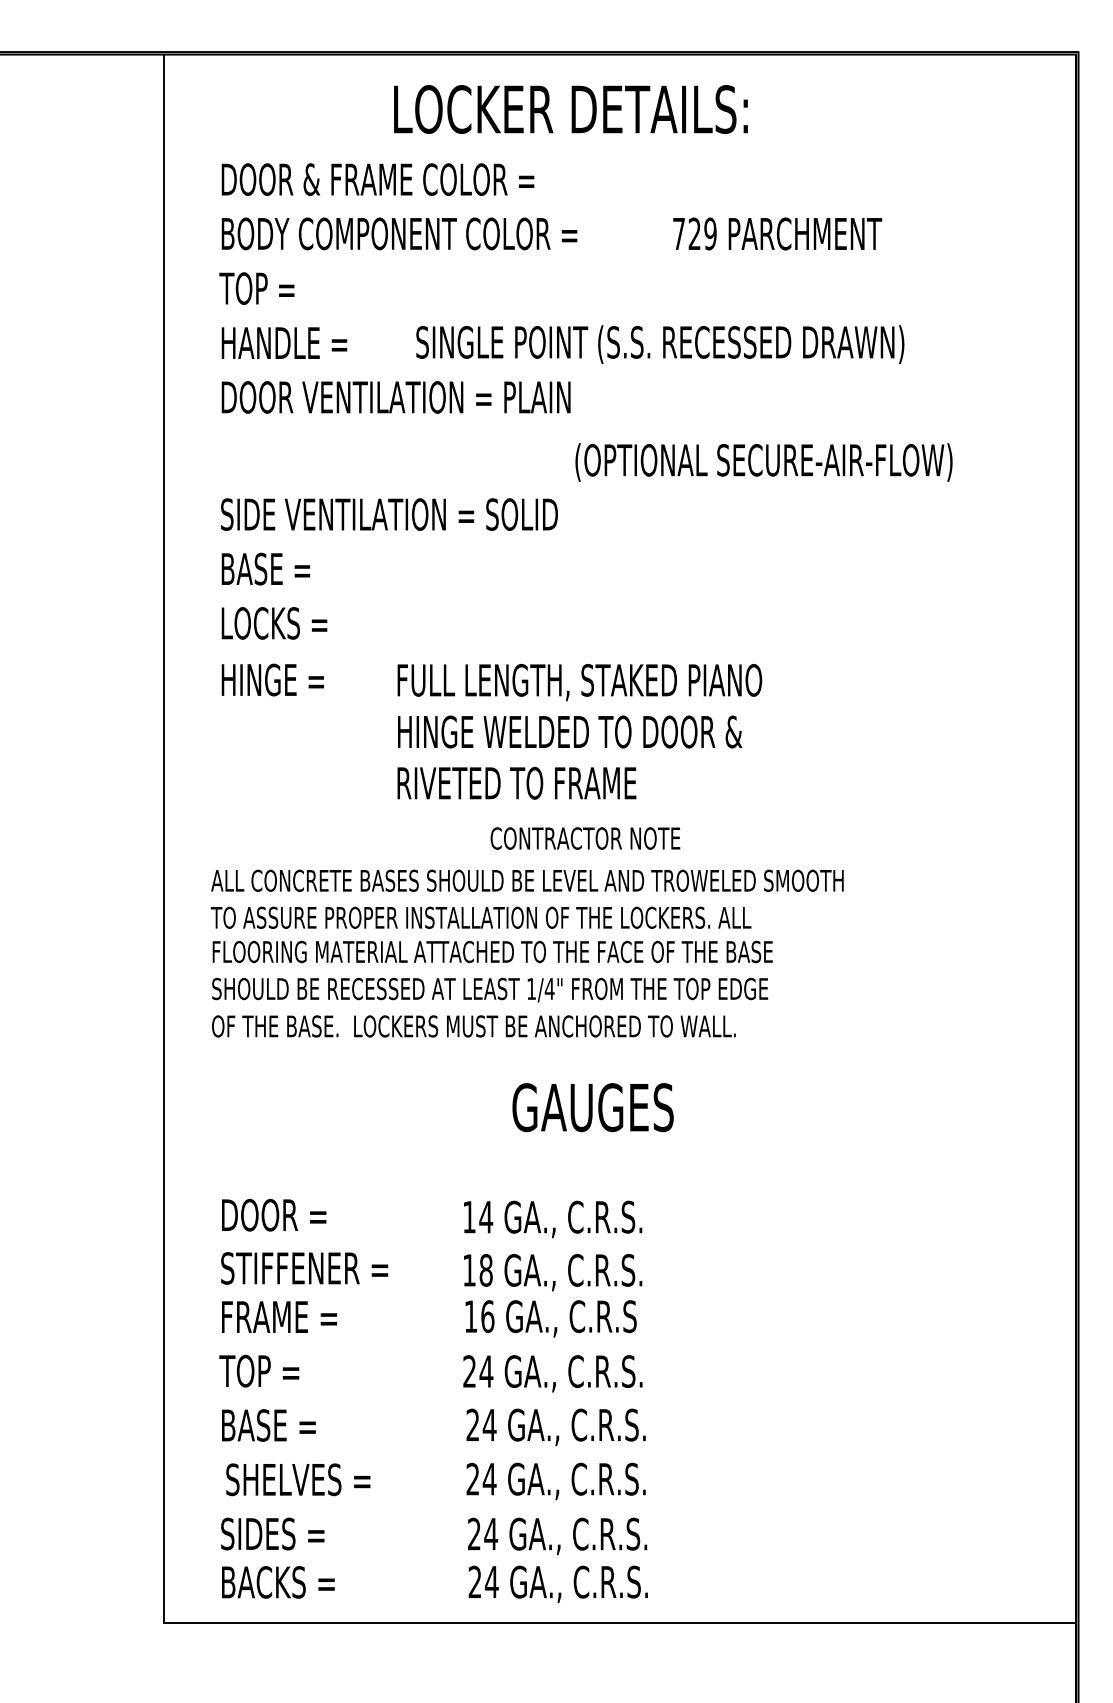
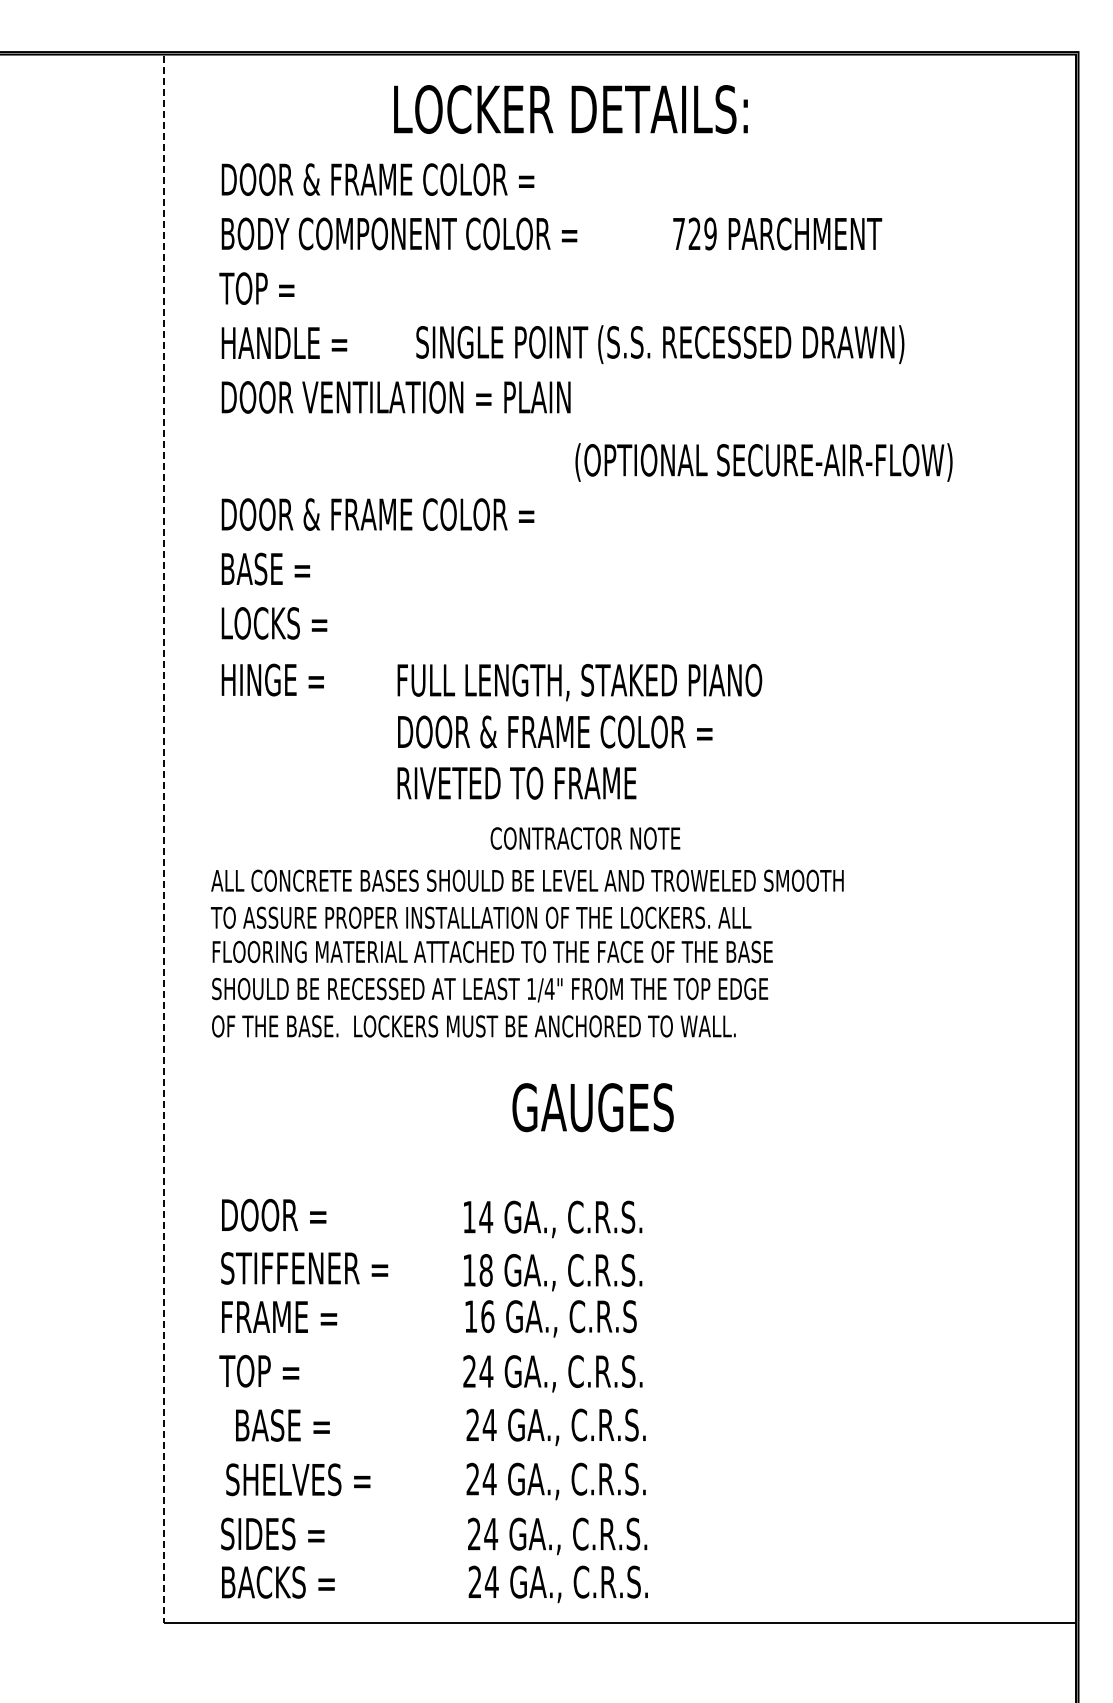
text: SIDE VENTILATION = SOLID -> DOOR & FRAME COLOR = (389, 514)
text: HINGE WELDED TO DOOR & -> DOOR & FRAME COLOR = (571, 731)
line: solid -> dashed (163, 839)
text position: (268, 1425) -> (282, 1425) (282, 1425)
